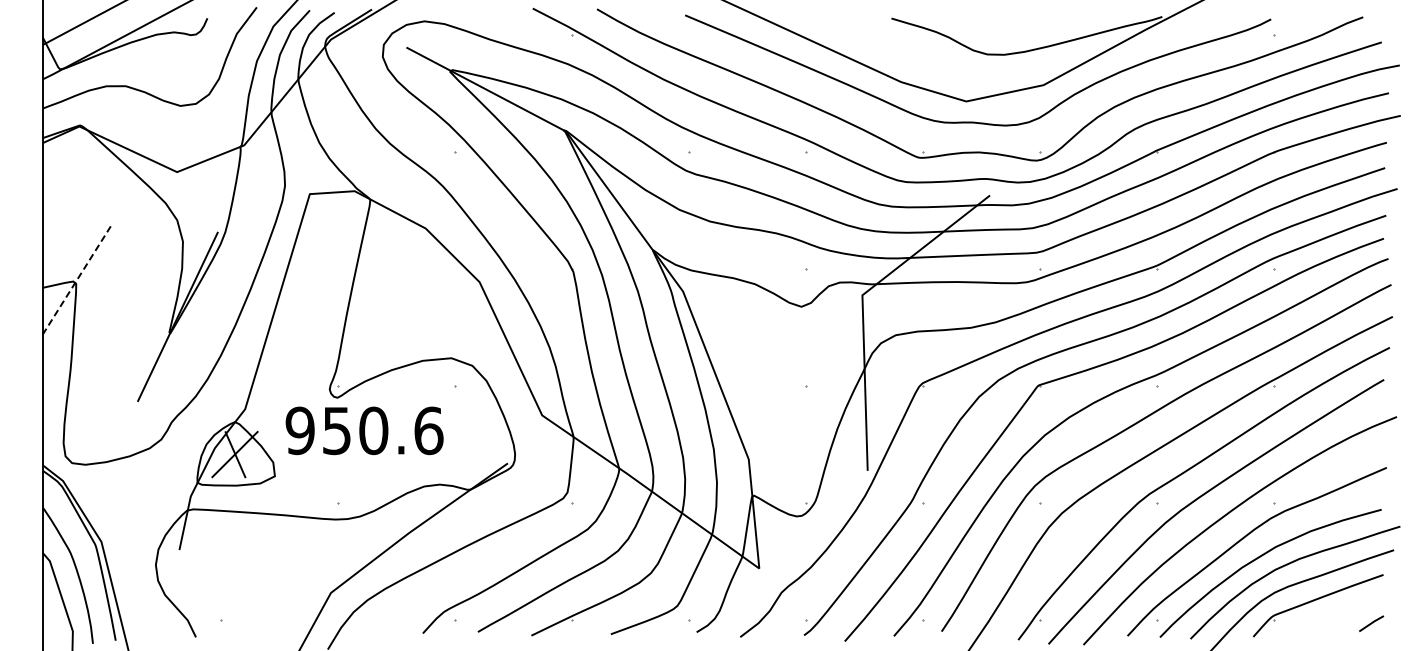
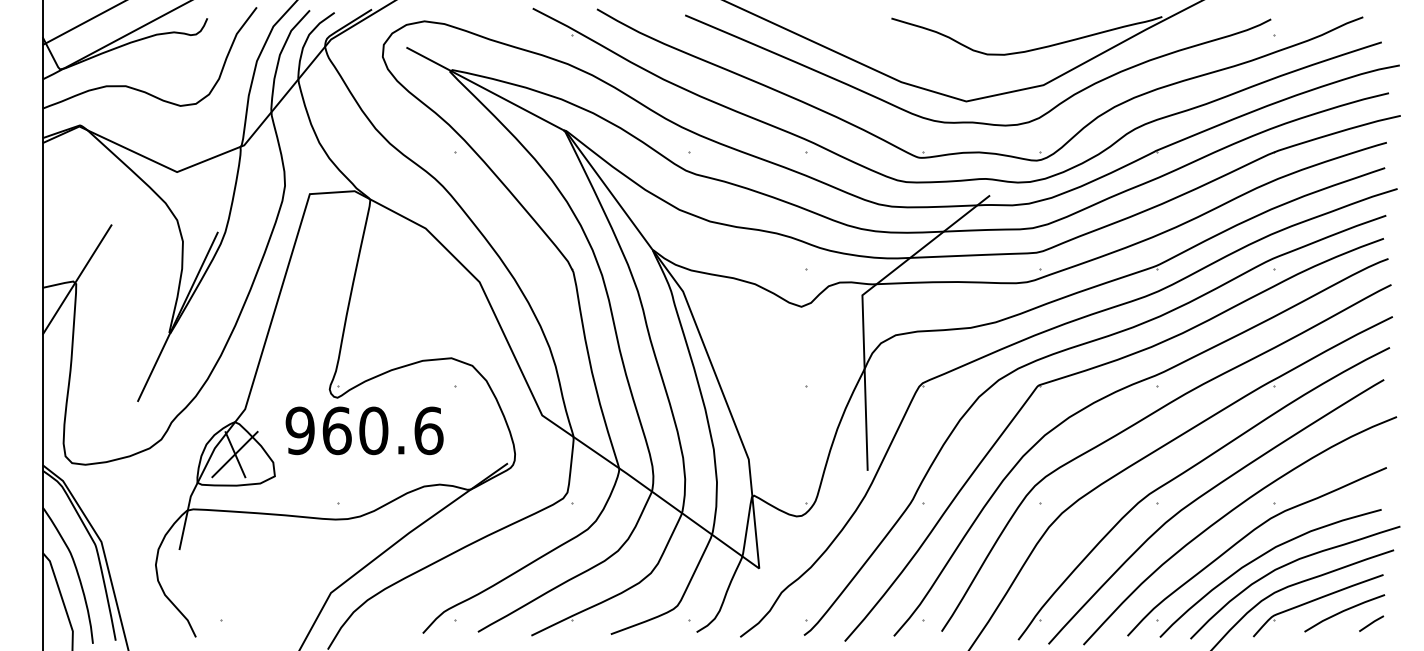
line: dashed -> solid (77, 279)
text: 950.6 -> 960.6 (336, 430)
line: none -> present (1343, 612)
